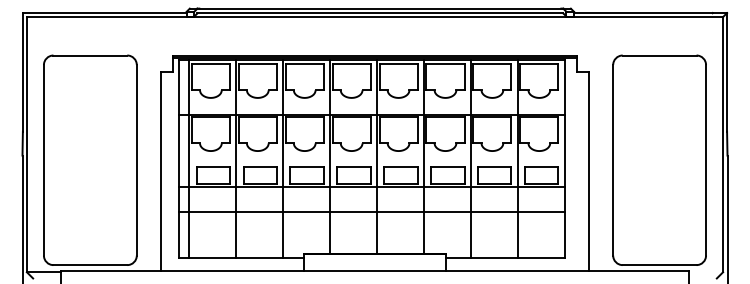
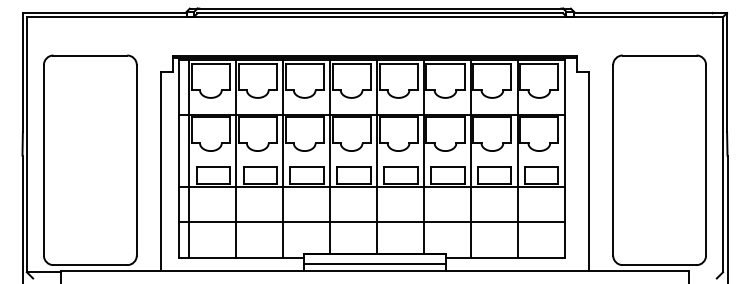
line position: (371, 212) -> (371, 222) (371, 222)
line: none -> present (374, 263)
